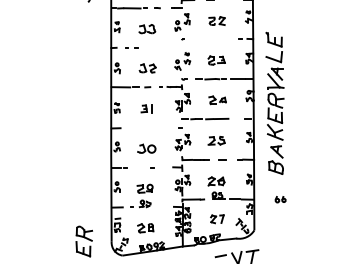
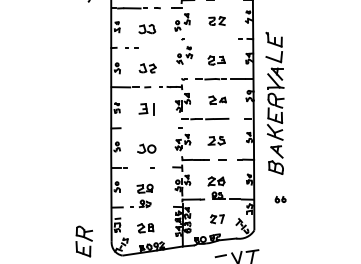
part position: (182, 61) -> (184, 55) (184, 55)
part size: 13x10 px -> 17x13 px (146, 109)
